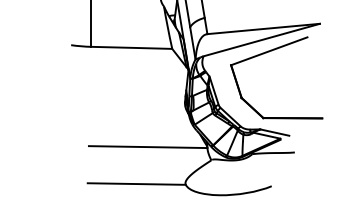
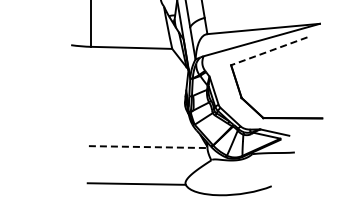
line: solid -> dashed (269, 51)
line: solid -> dashed (148, 147)
